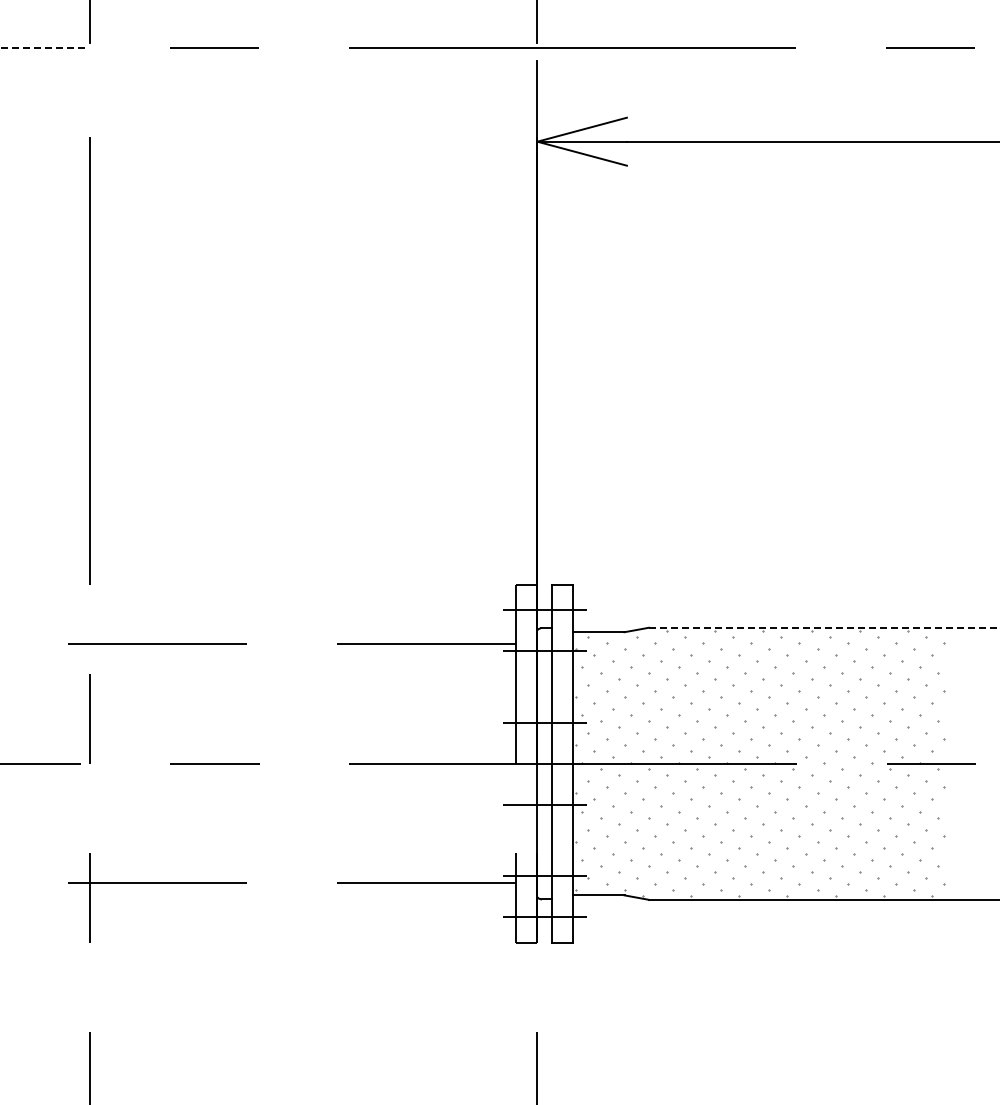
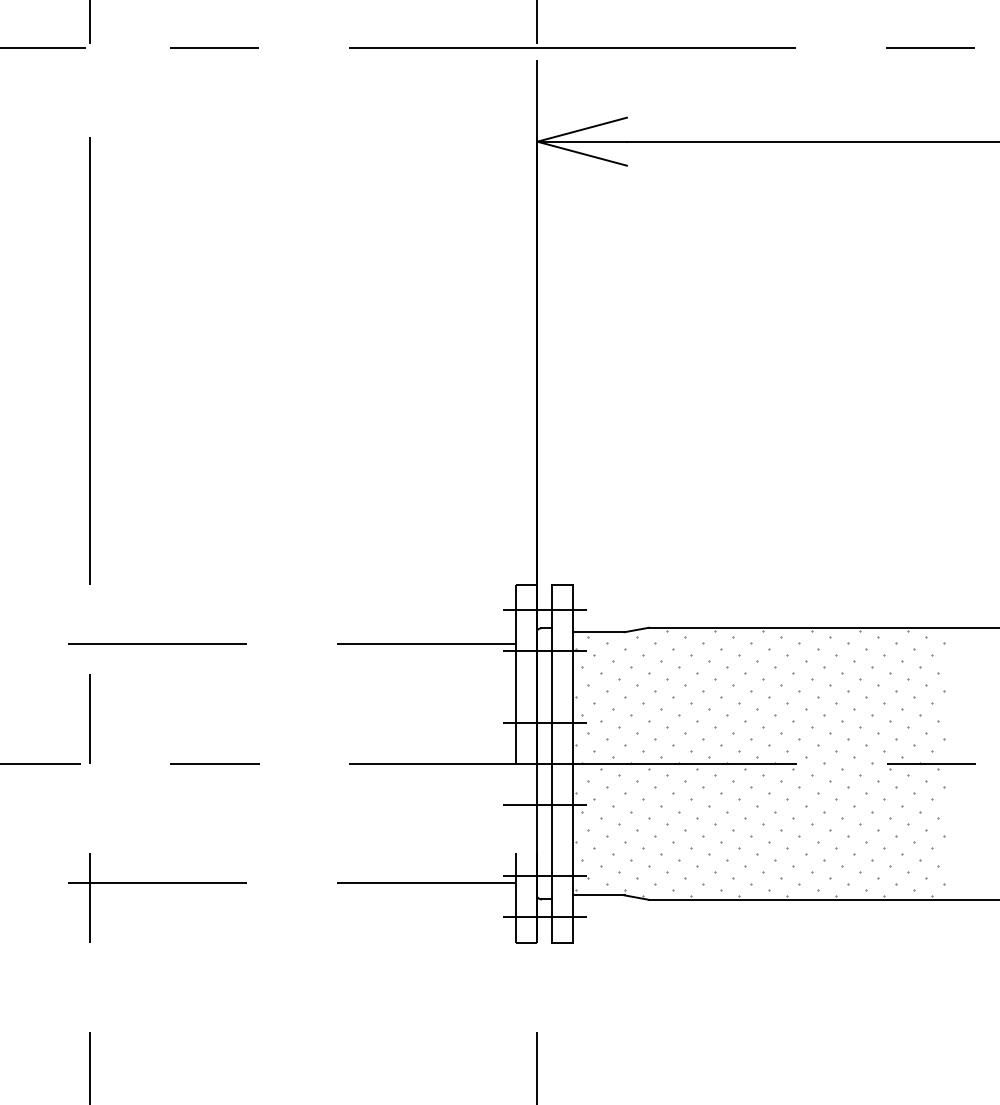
line: dashed -> solid (42, 47)
line: dashed -> solid (824, 627)
